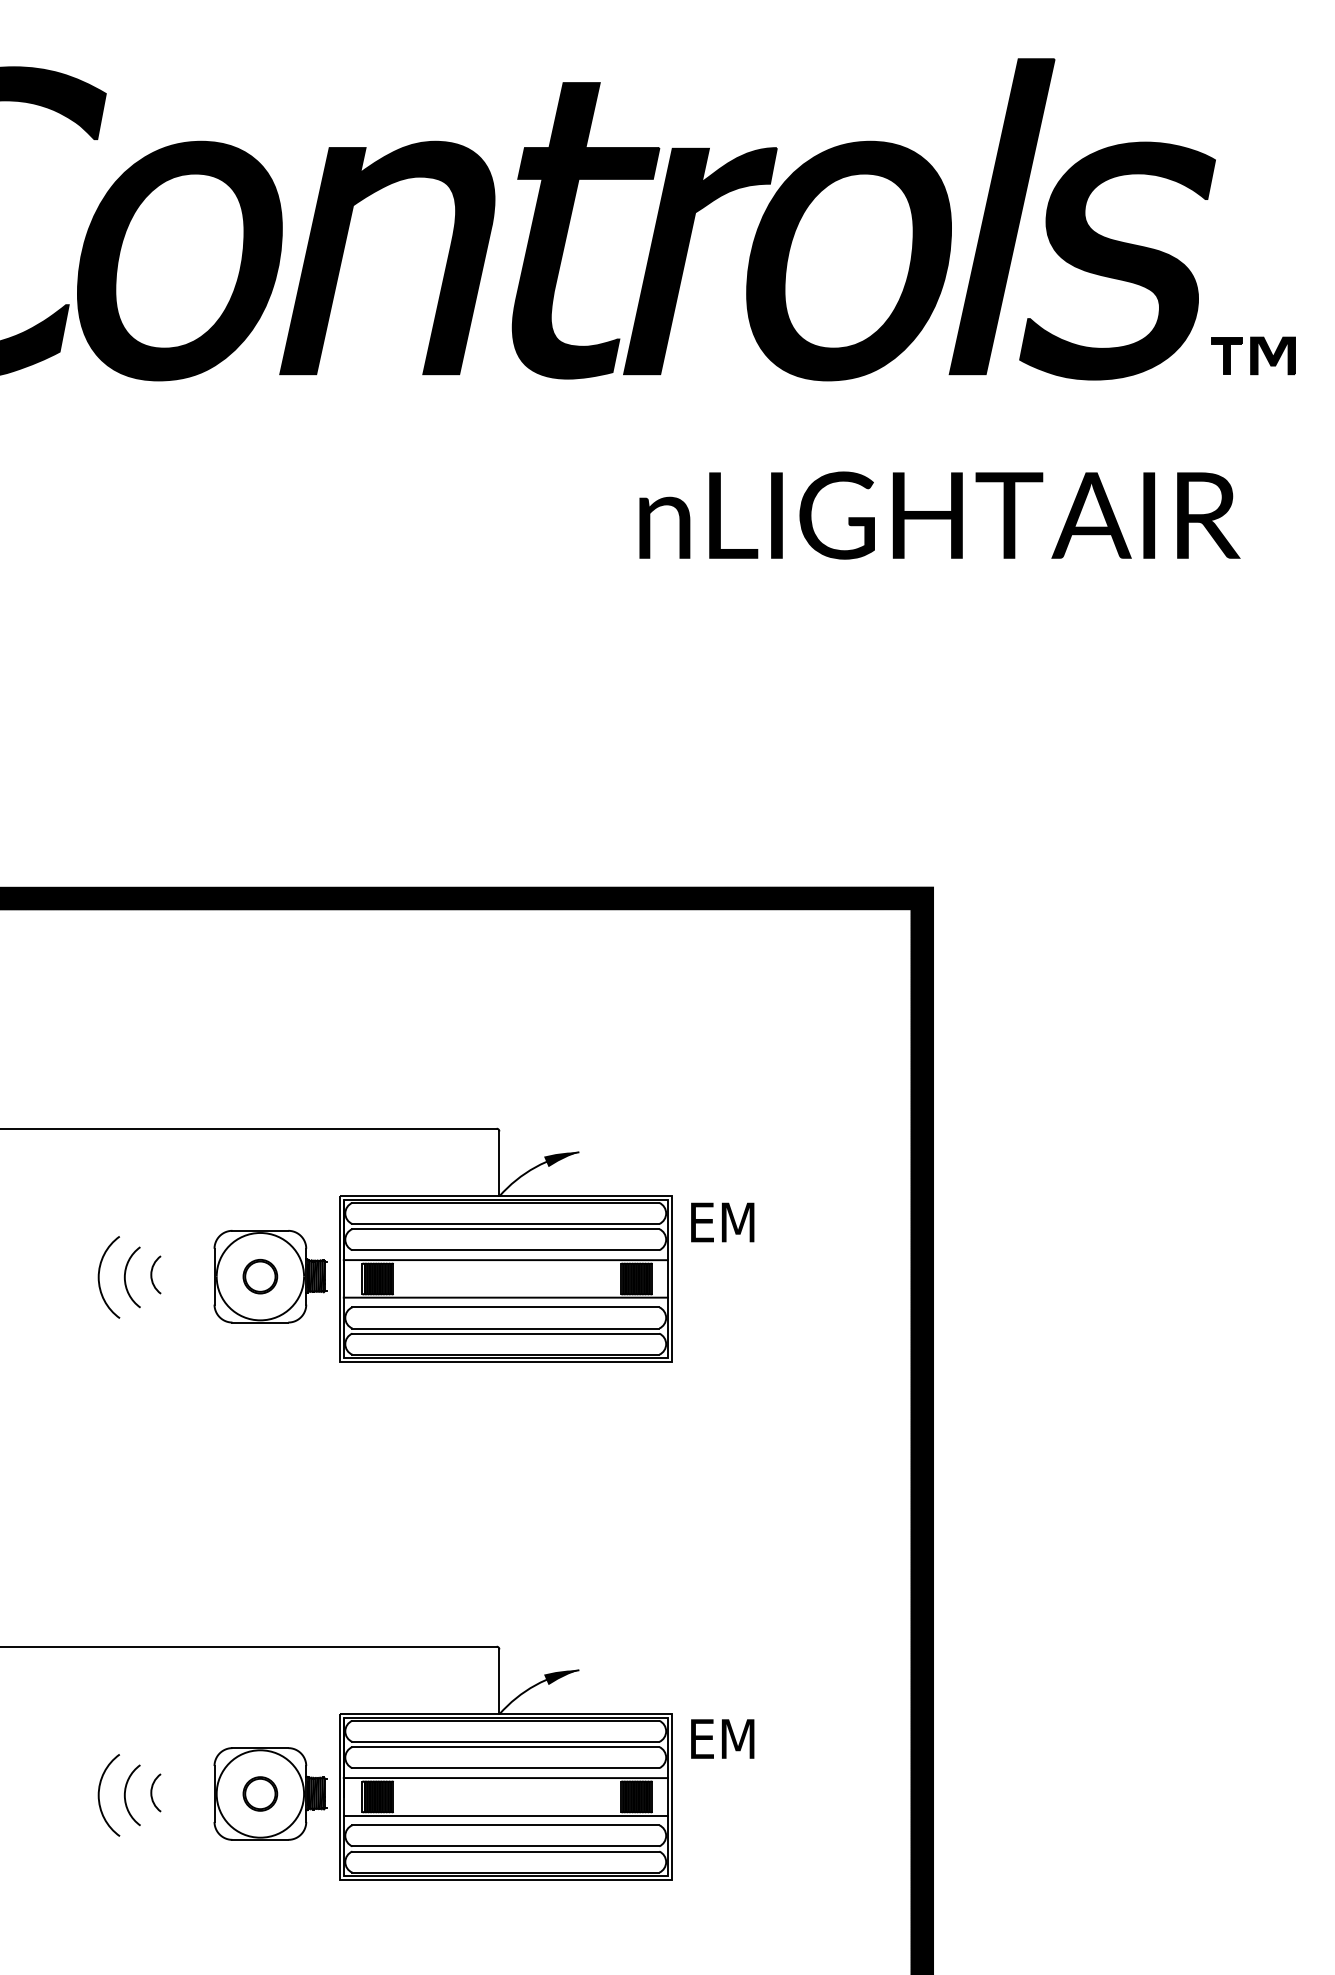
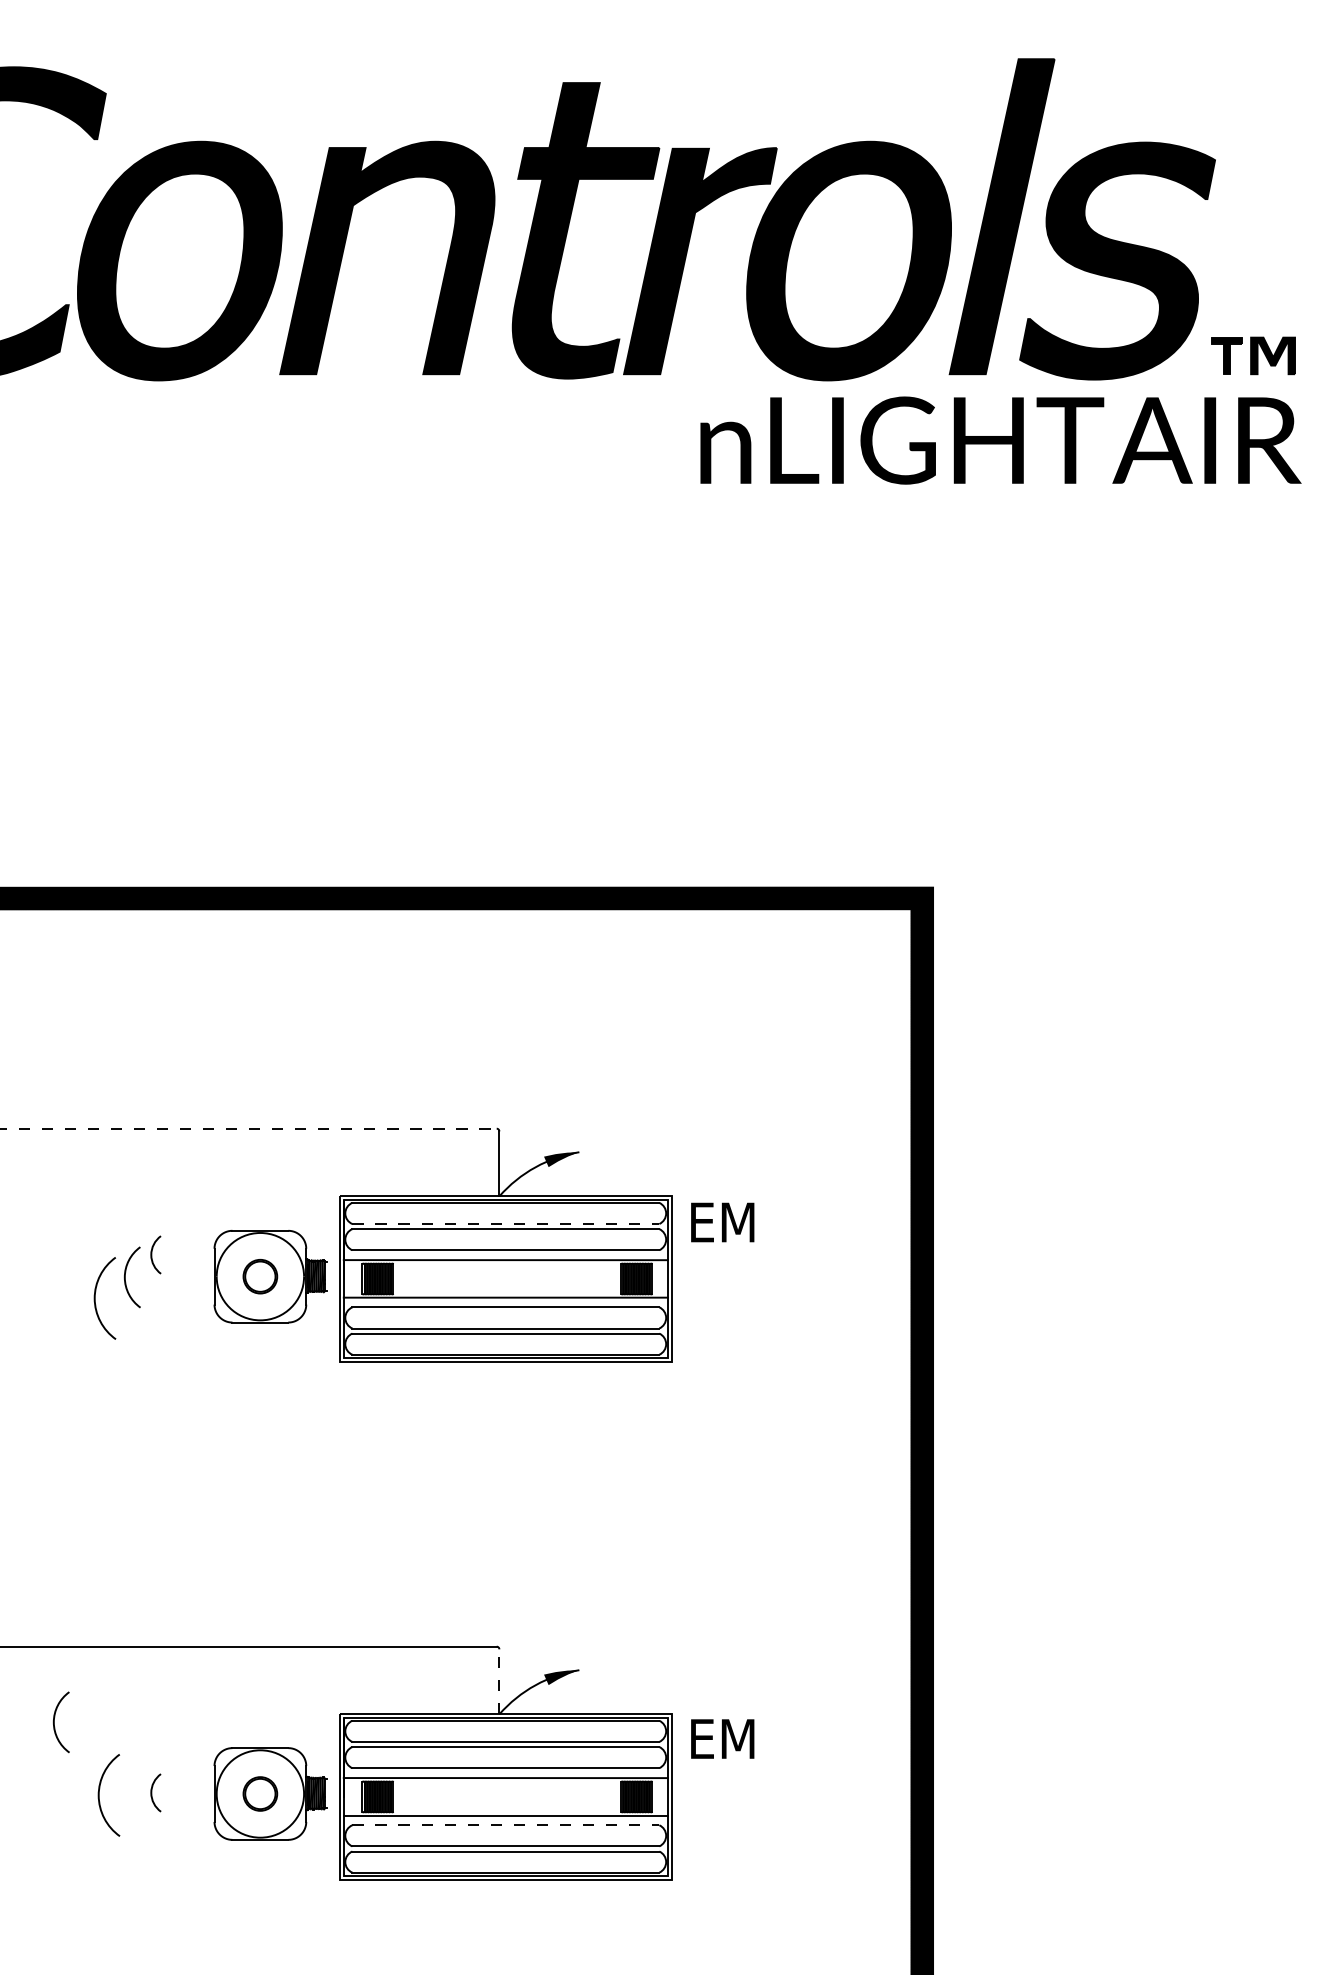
text position: (939, 515) -> (1000, 440) (1000, 440)
line: solid -> dashed (248, 1128)
line: solid -> dashed (506, 1224)
arc position: (152, 1274) -> (152, 1254) (152, 1254)
arc position: (99, 1277) -> (95, 1298) (95, 1298)
line: solid -> dashed (499, 1681)
arc position: (125, 1795) -> (54, 1722) (54, 1722)
line: solid -> dashed (506, 1825)
